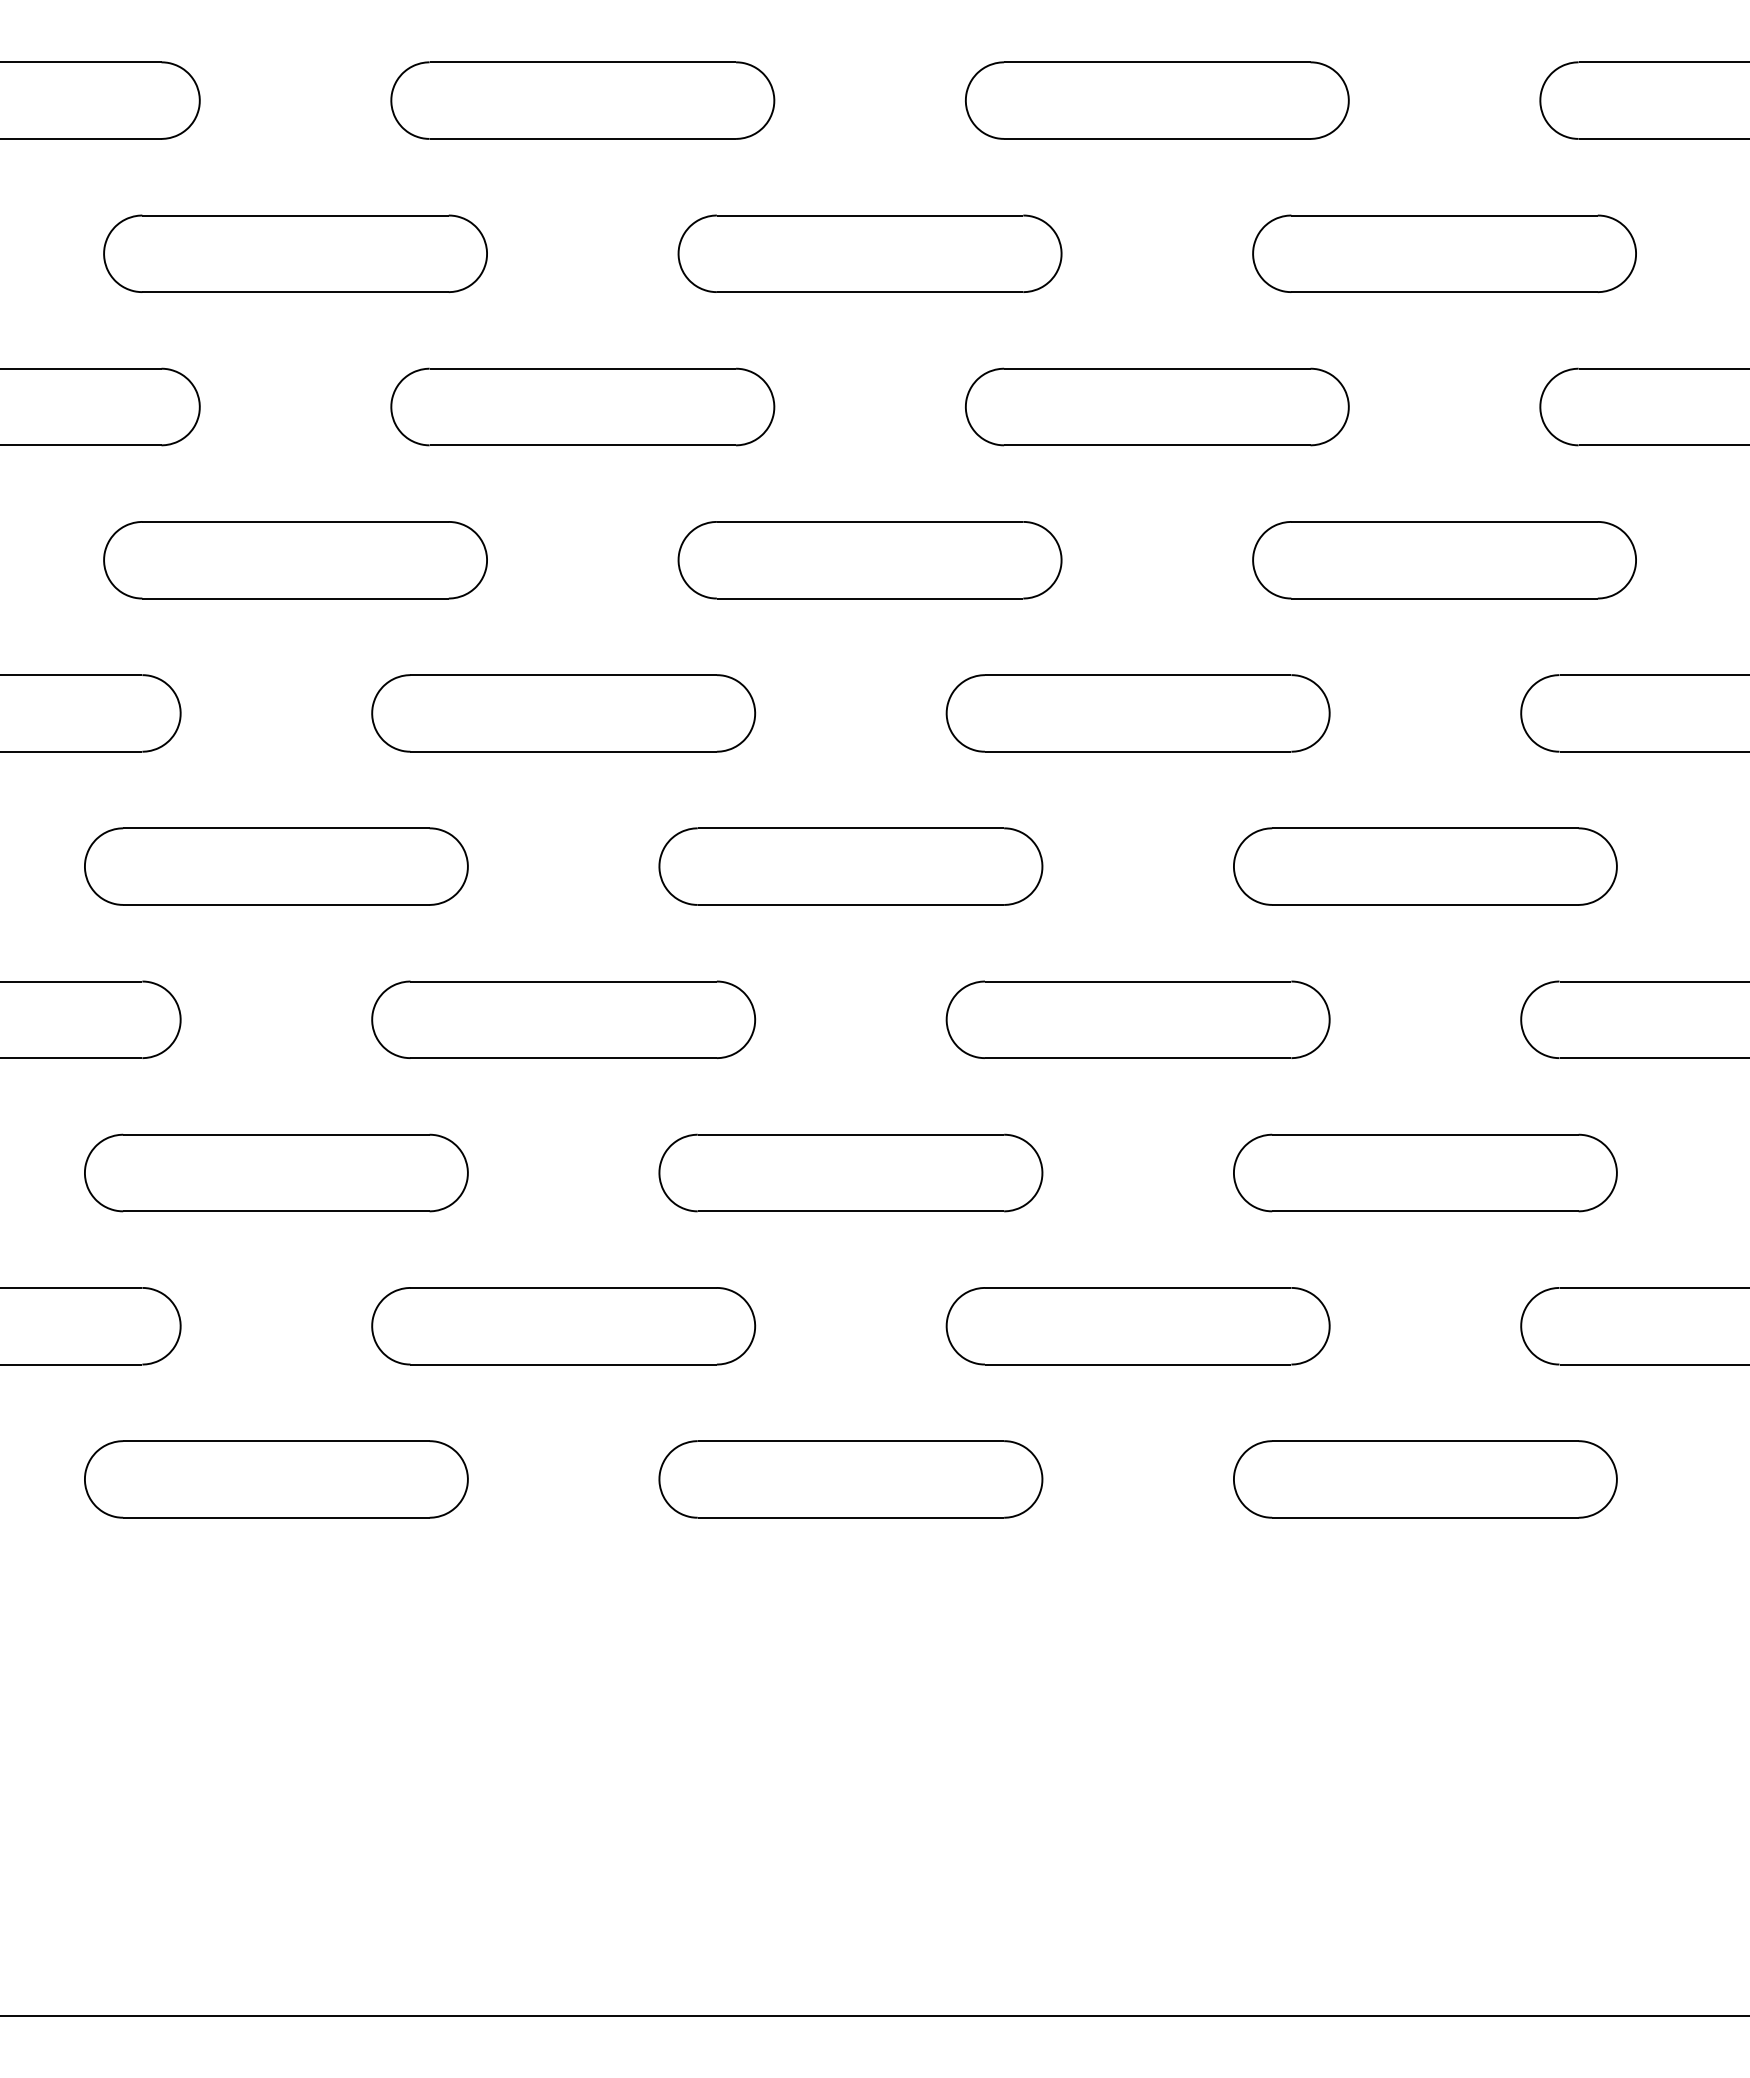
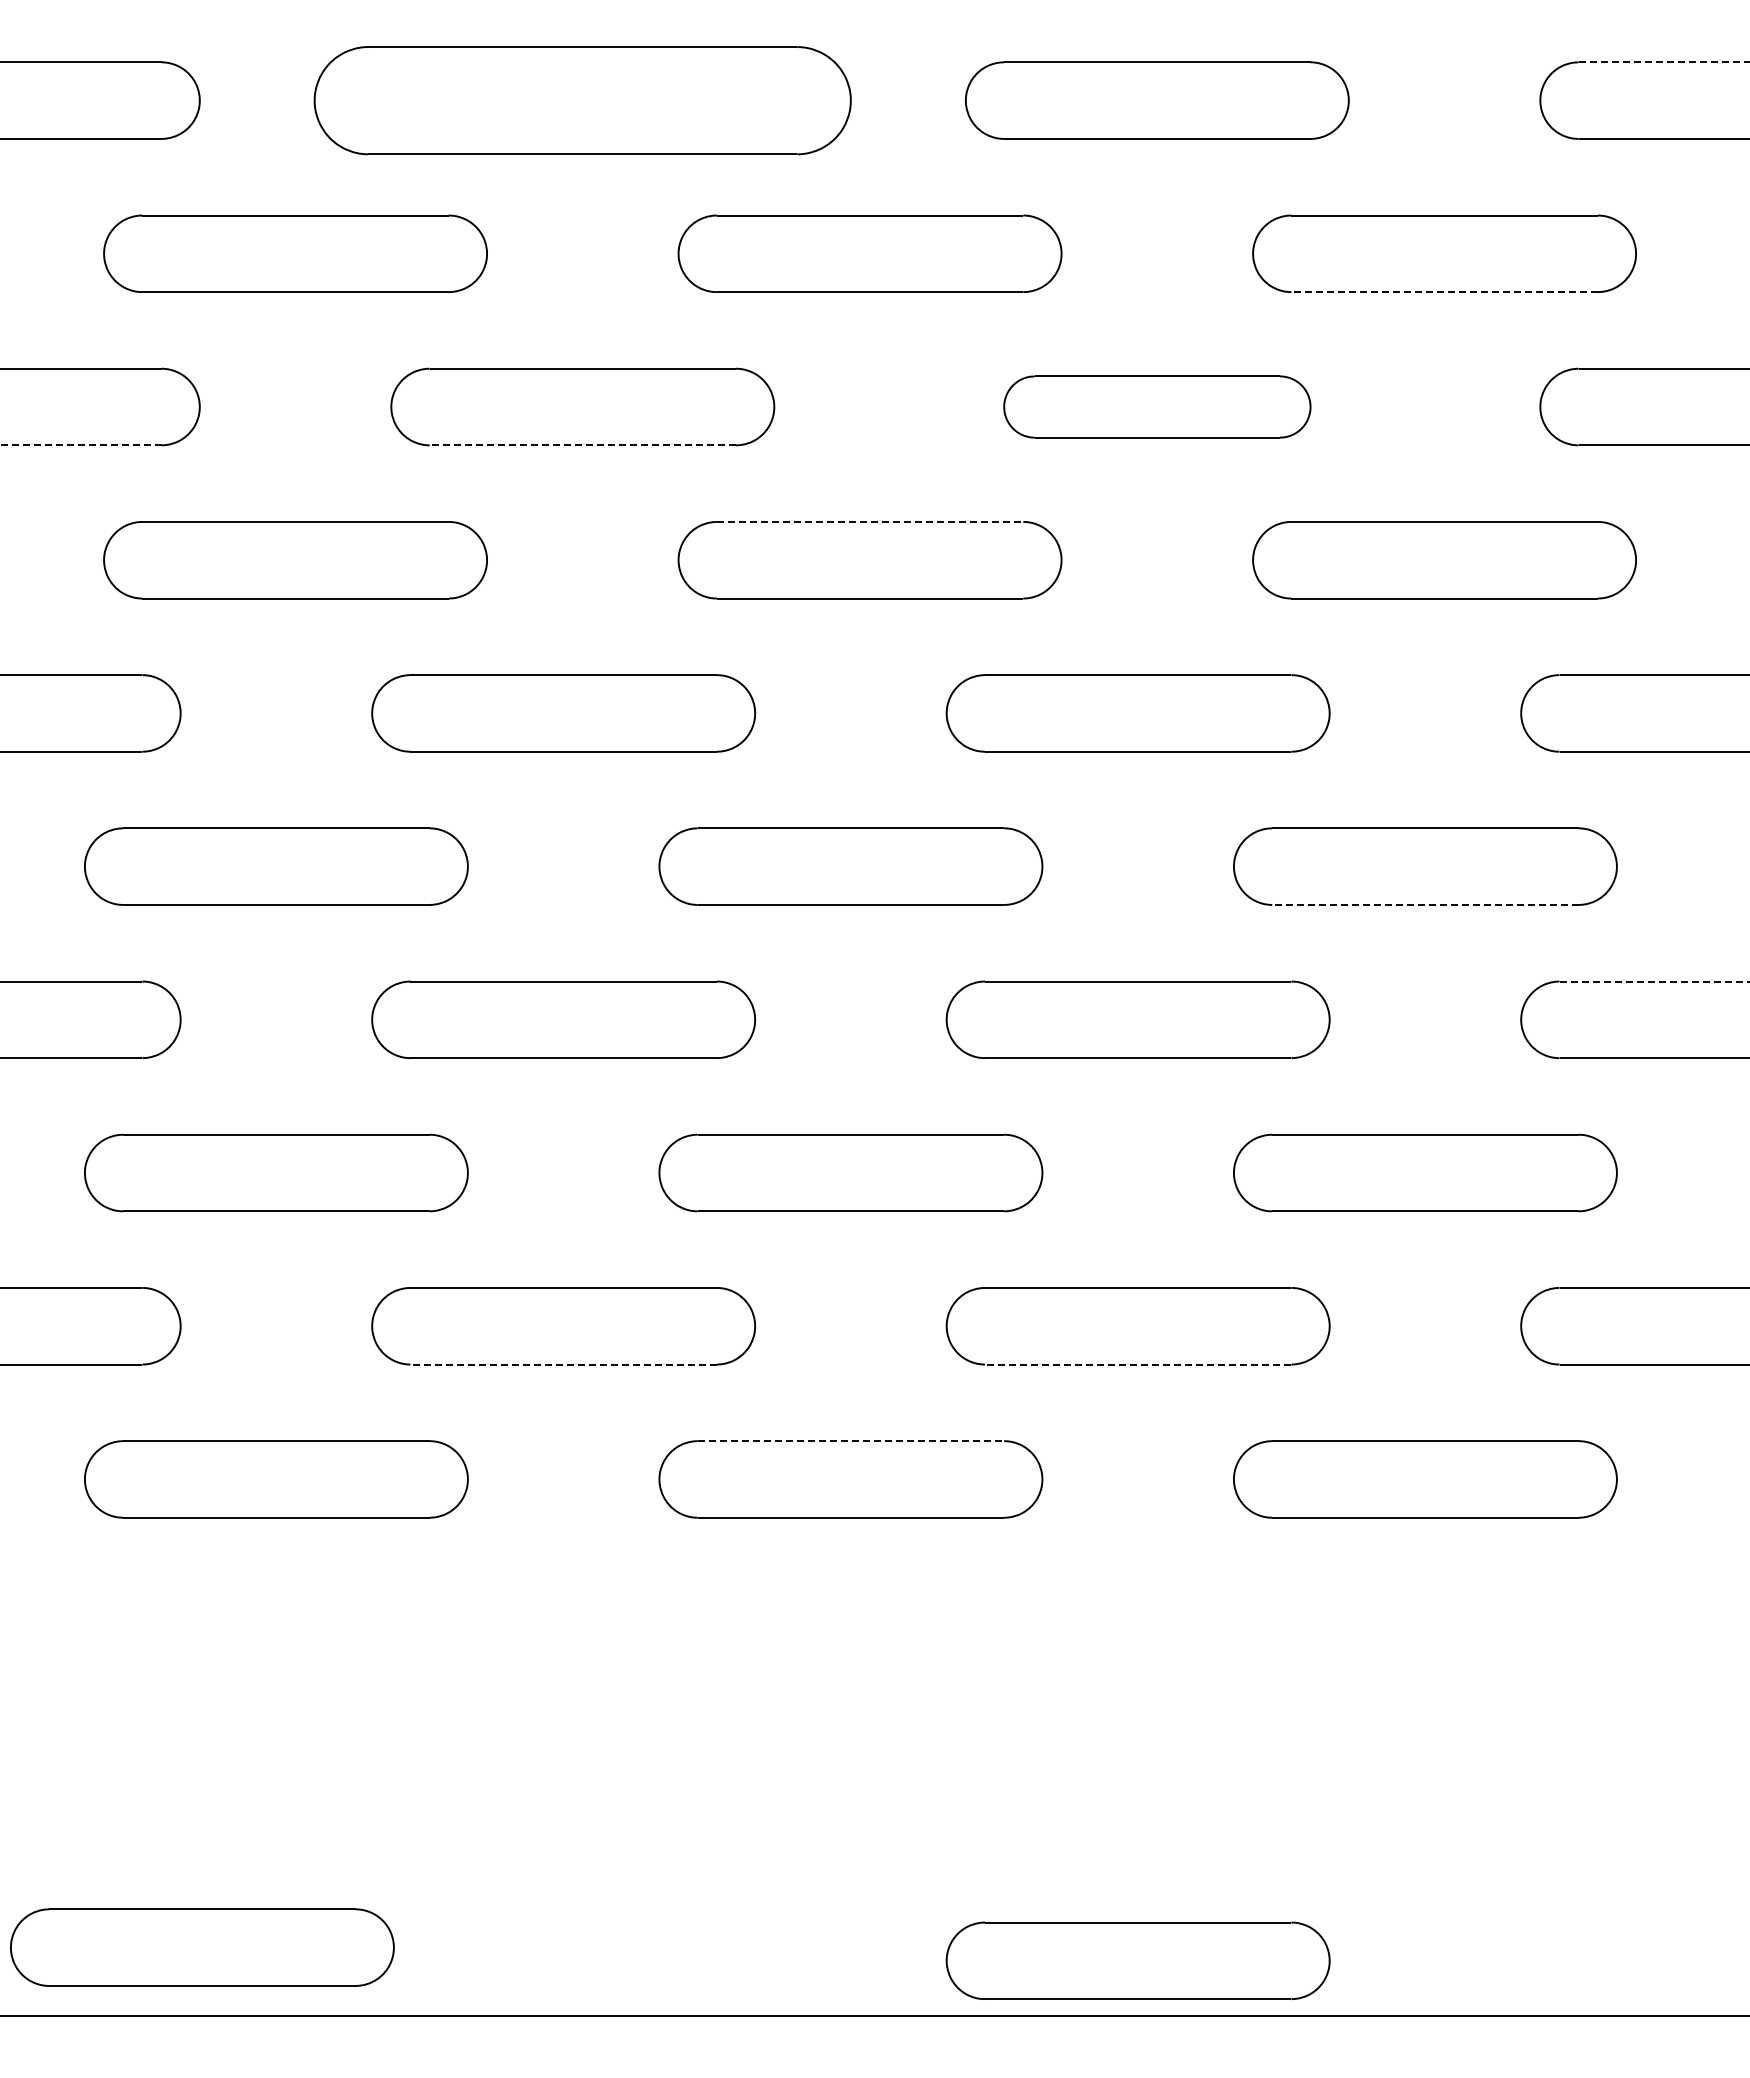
line: solid -> dashed (1664, 62)
part size: 386x79 px -> 539x110 px (582, 100)
line: solid -> dashed (1444, 292)
part size: 385x80 px -> 309x64 px (1157, 406)
line: solid -> dashed (80, 445)
line: solid -> dashed (582, 445)
line: solid -> dashed (870, 521)
line: solid -> dashed (1424, 904)
line: solid -> dashed (1654, 981)
line: solid -> dashed (563, 1364)
line: solid -> dashed (1137, 1364)
line: solid -> dashed (851, 1441)
part: none -> present (202, 1947)
part: none -> present (1137, 1960)
